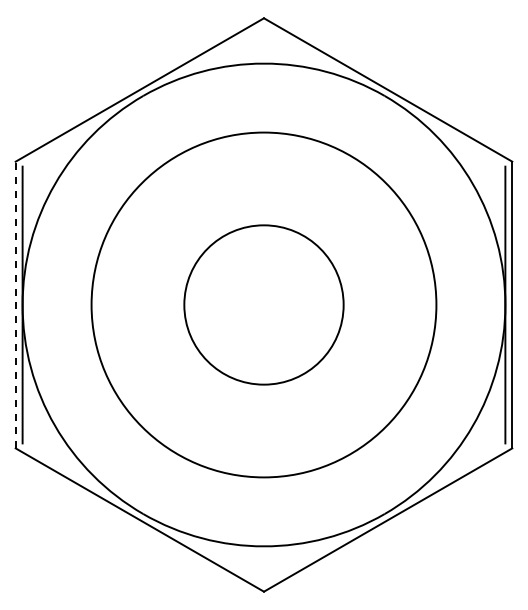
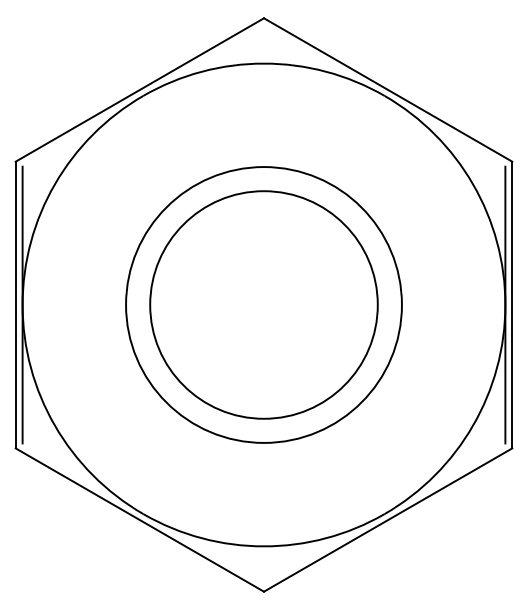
line: dashed -> solid (15, 304)
circle diameter: 159 px -> 228 px (263, 304)
circle diameter: 345 px -> 276 px (263, 304)
